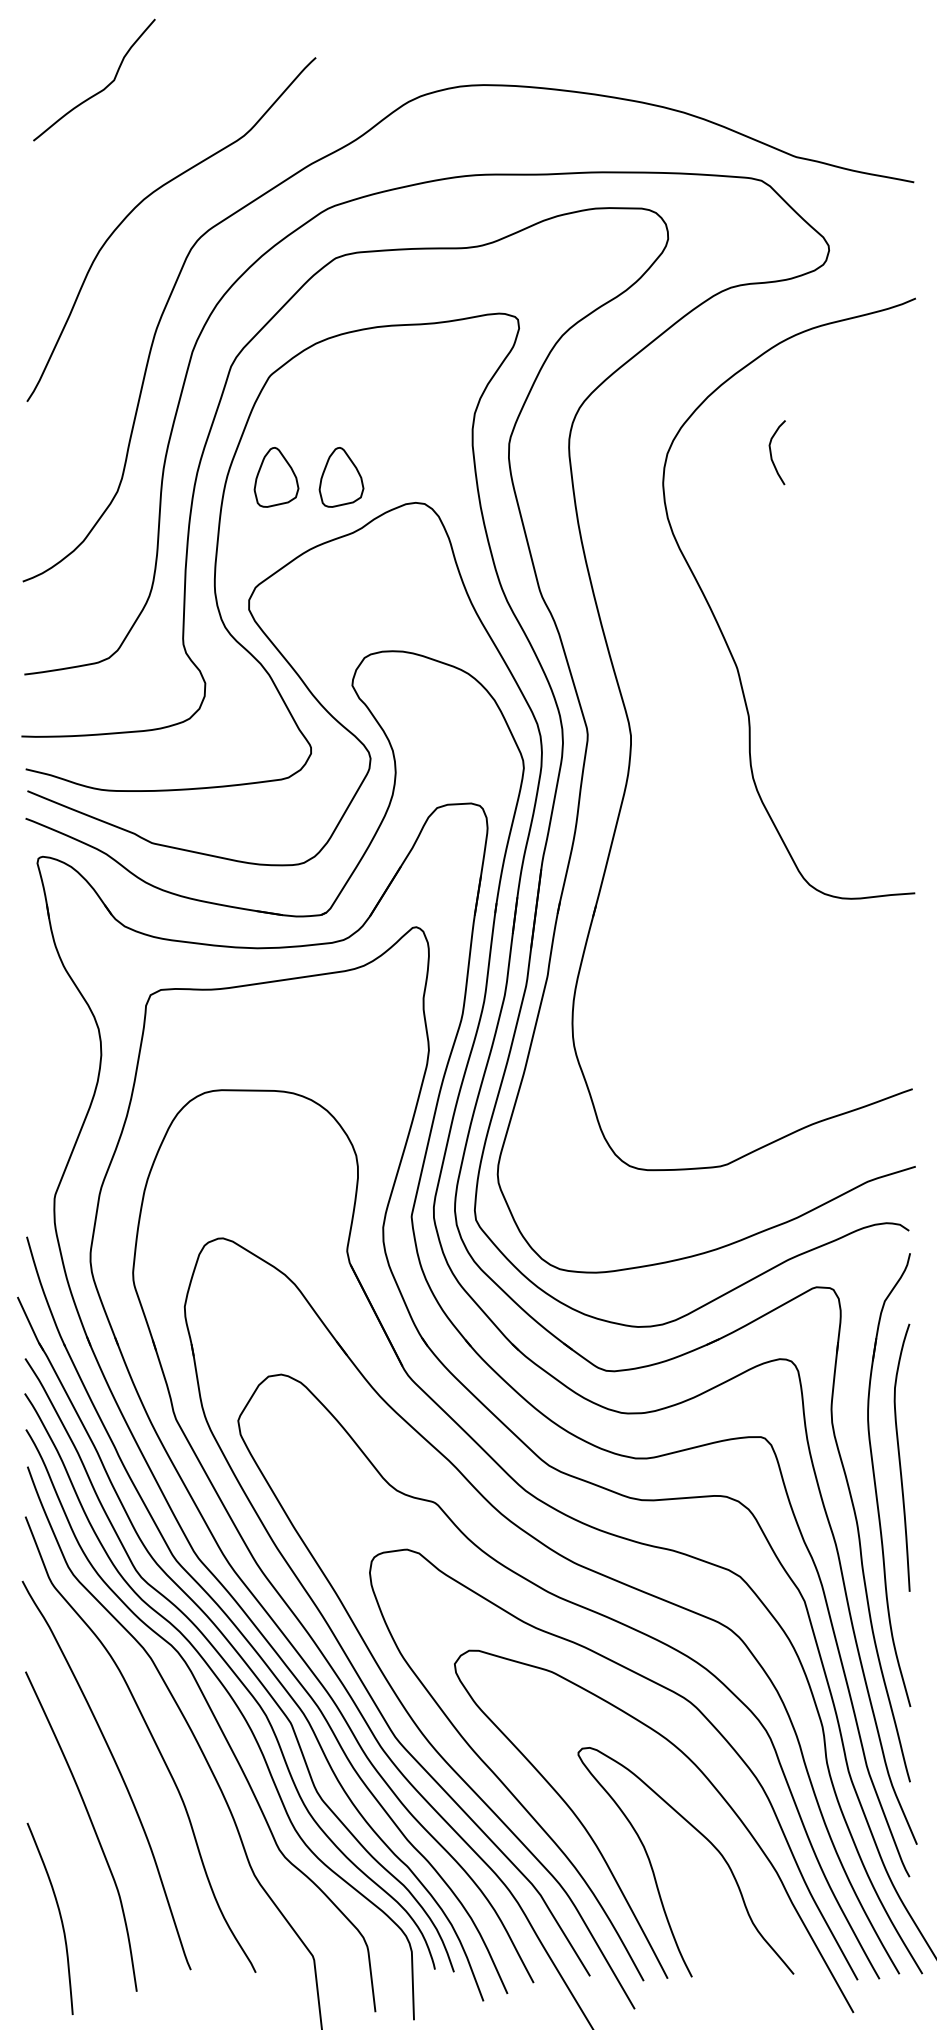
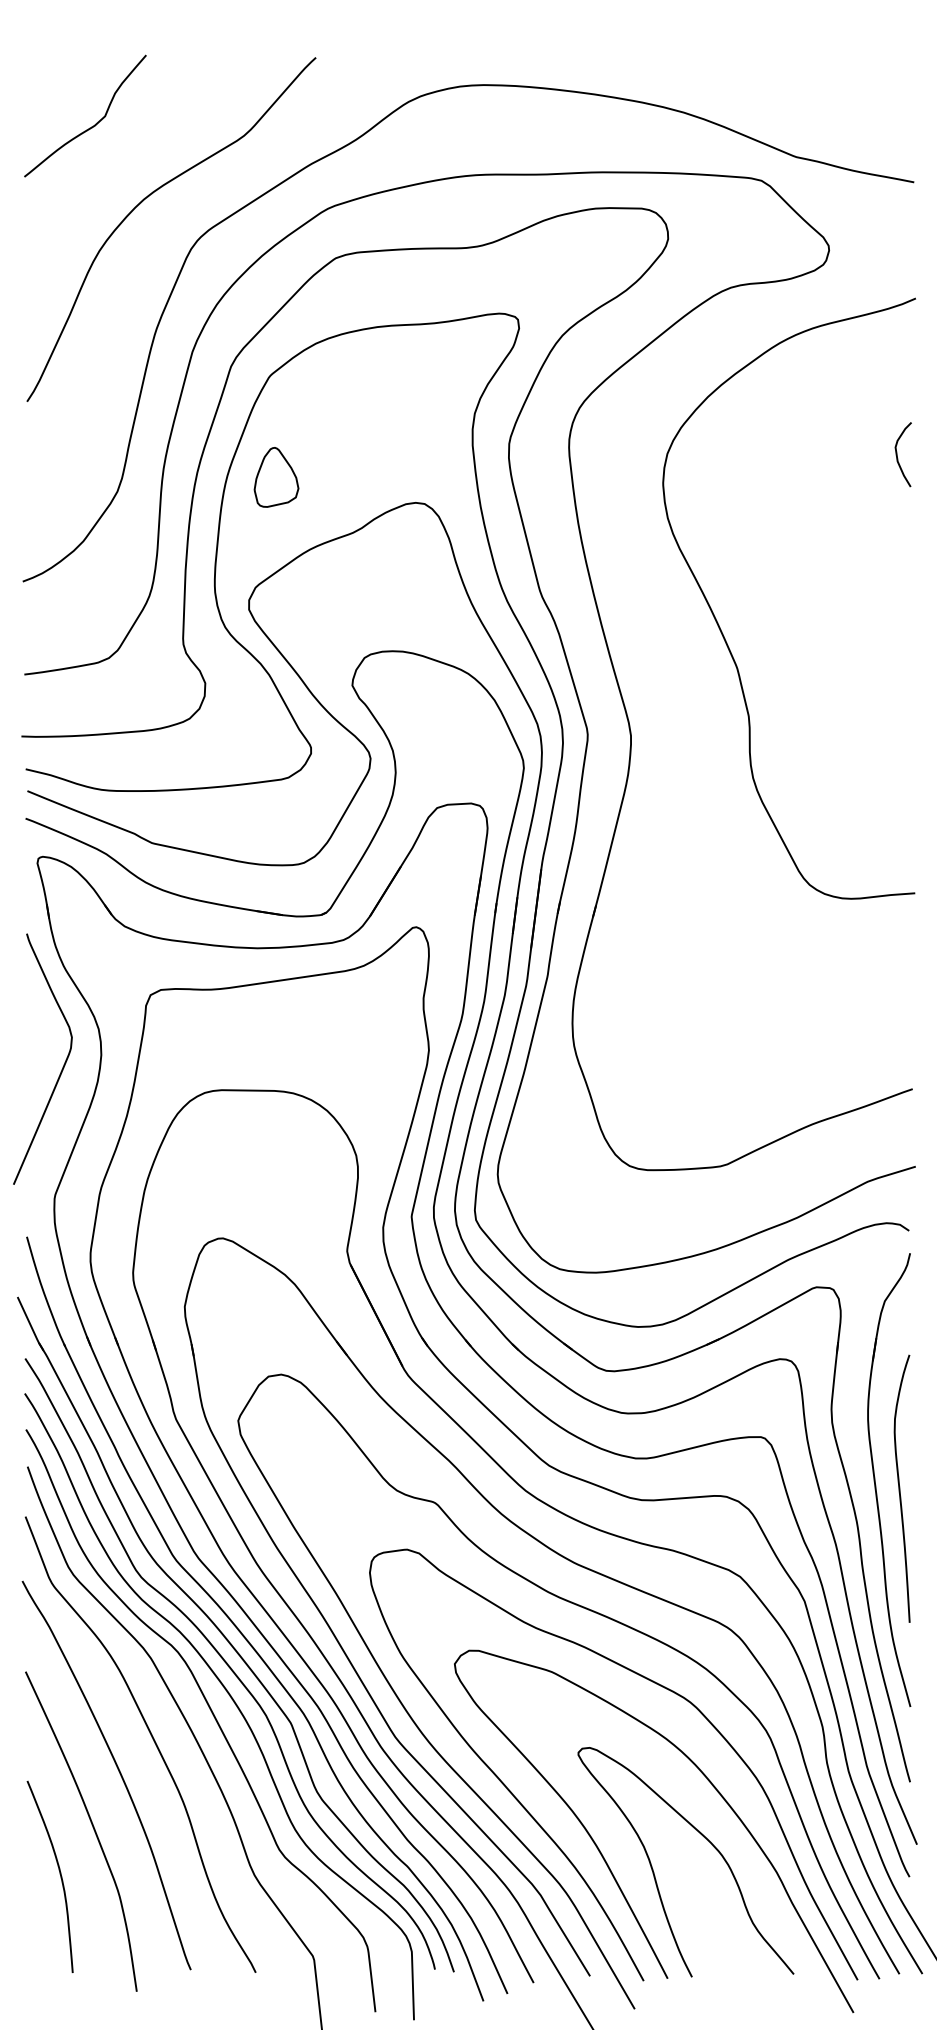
curve position: (100, 90) -> (91, 126) (91, 126)
curve position: (771, 452) -> (897, 454) (897, 454)
part: present -> none (341, 477)
curve: none -> present (63, 1064)
curve position: (900, 1457) -> (900, 1488) (900, 1488)
curve position: (59, 1916) -> (59, 1874) (59, 1874)
